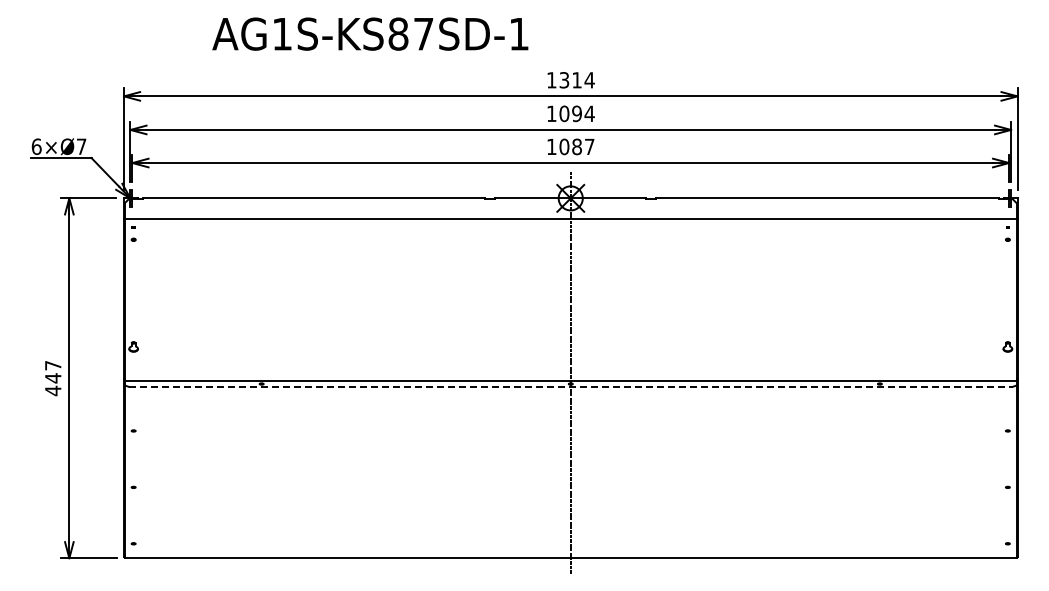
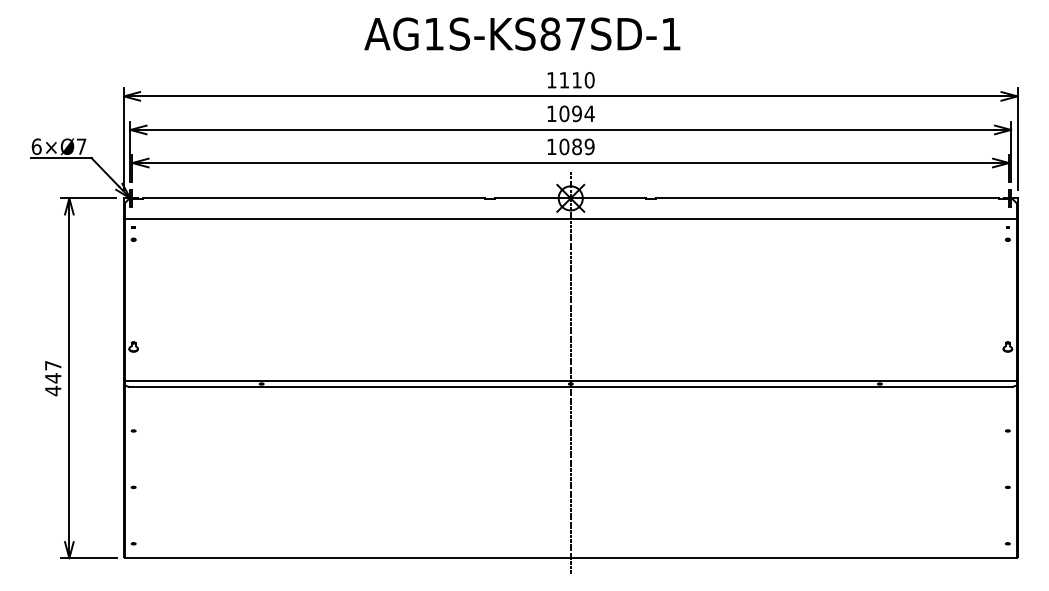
text position: (370, 33) -> (522, 33) (522, 33)
text: 1314 -> 1110 (576, 80)
text: 1087 -> 1089 (589, 146)
line: dashed -> solid (570, 386)
